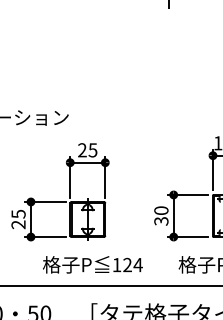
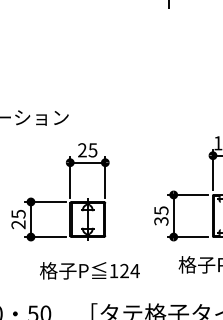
text: 30 -> 35 (161, 210)
text position: (92, 264) -> (89, 270) (89, 270)
line: present -> none (110, 286)
